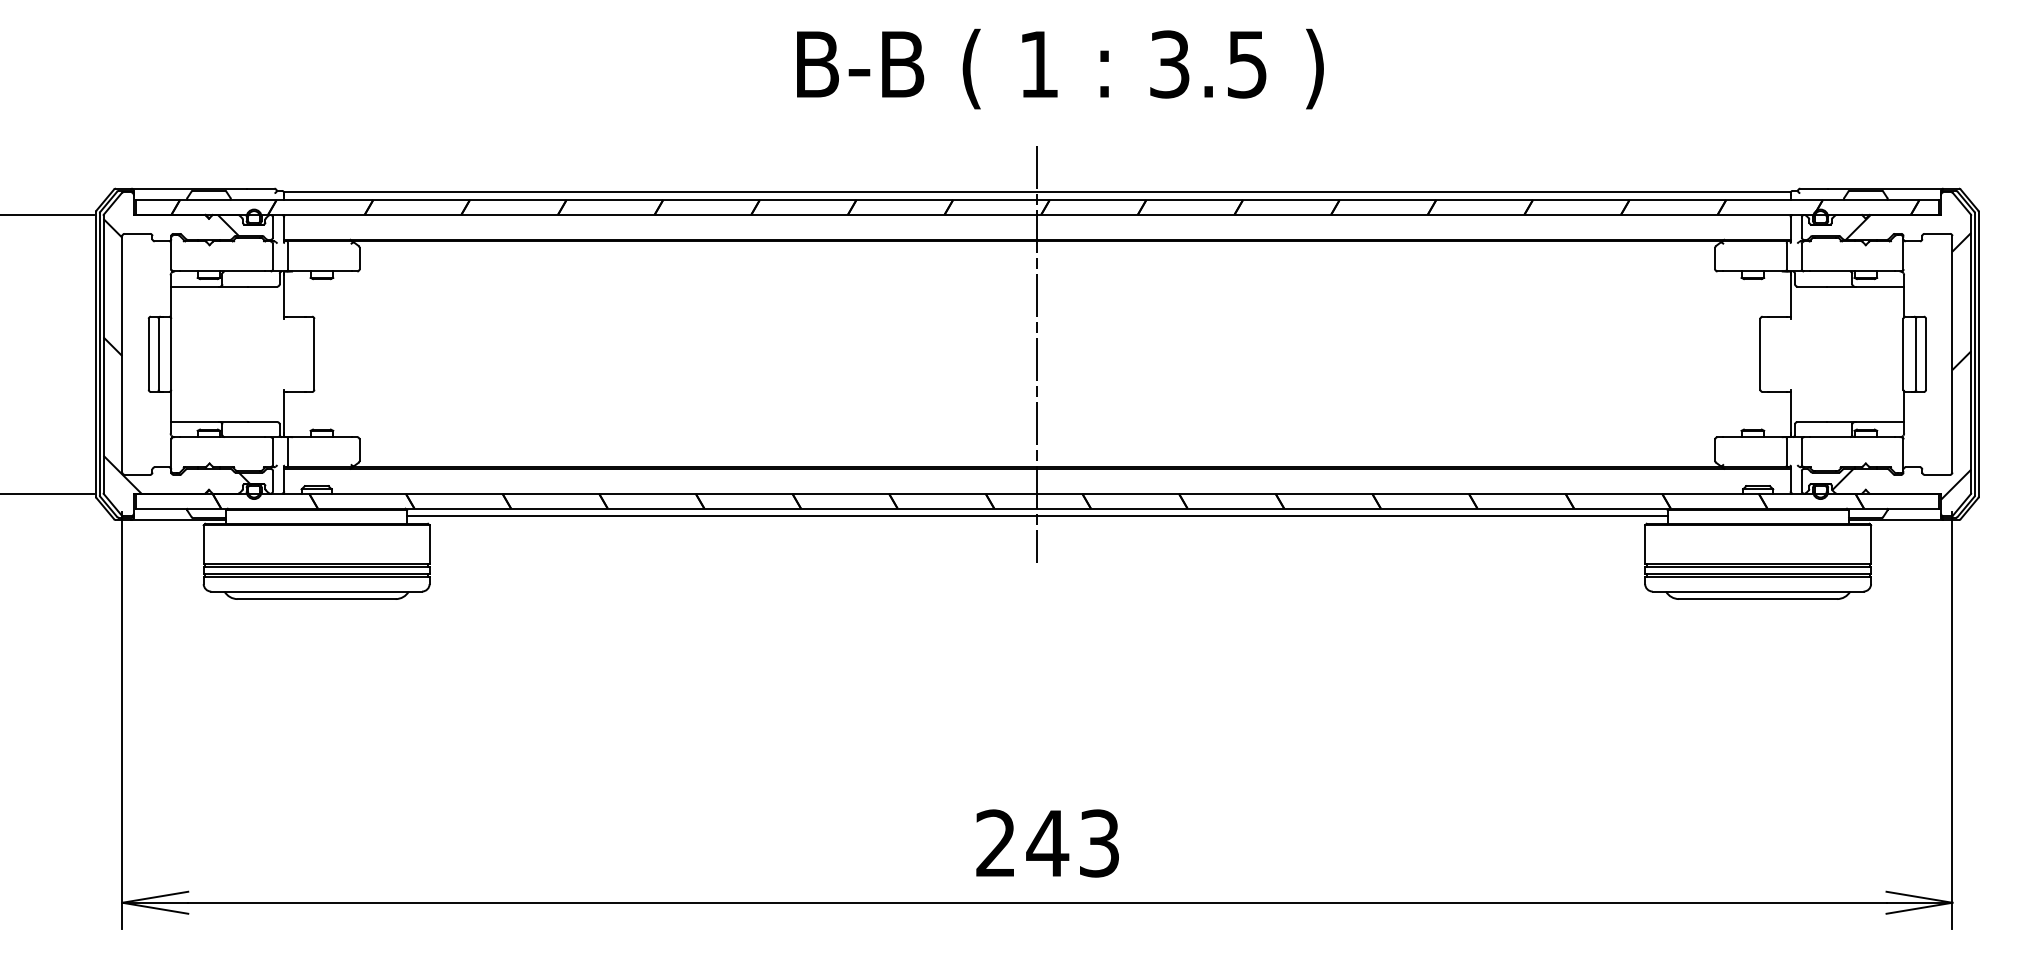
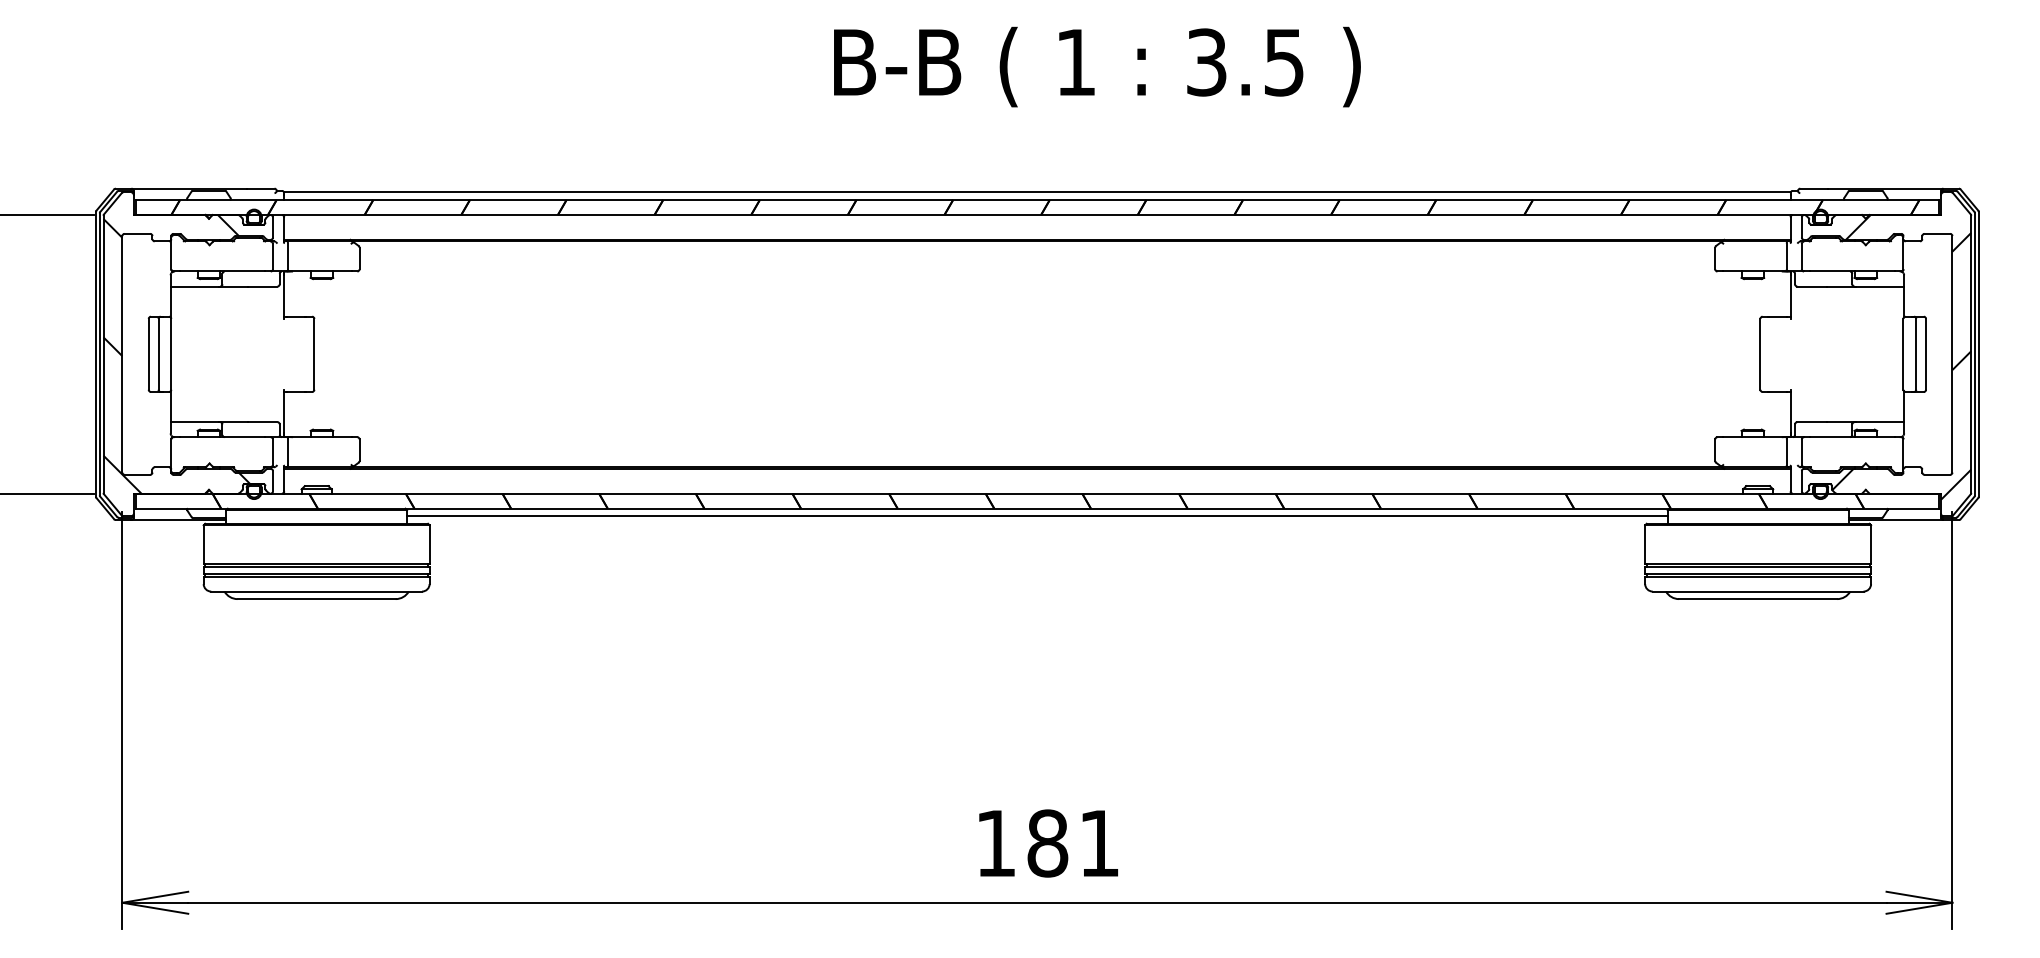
text position: (1060, 68) -> (1097, 66) (1097, 66)
line: present -> none (1037, 354)
text: 243 -> 181 (1047, 843)
